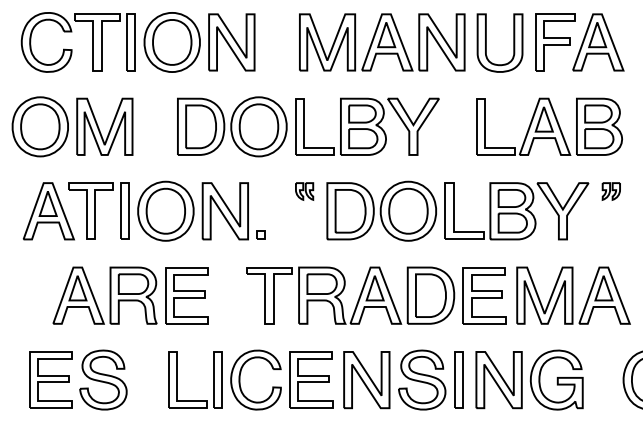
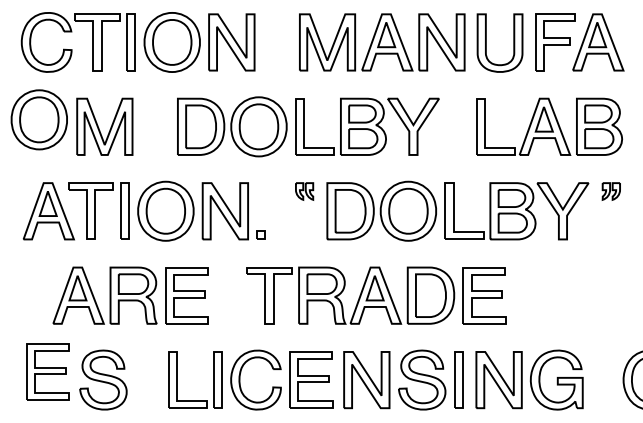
part position: (39, 126) -> (38, 119) (38, 119)
part: present -> none (573, 295)
part position: (50, 379) -> (47, 371) (47, 371)
